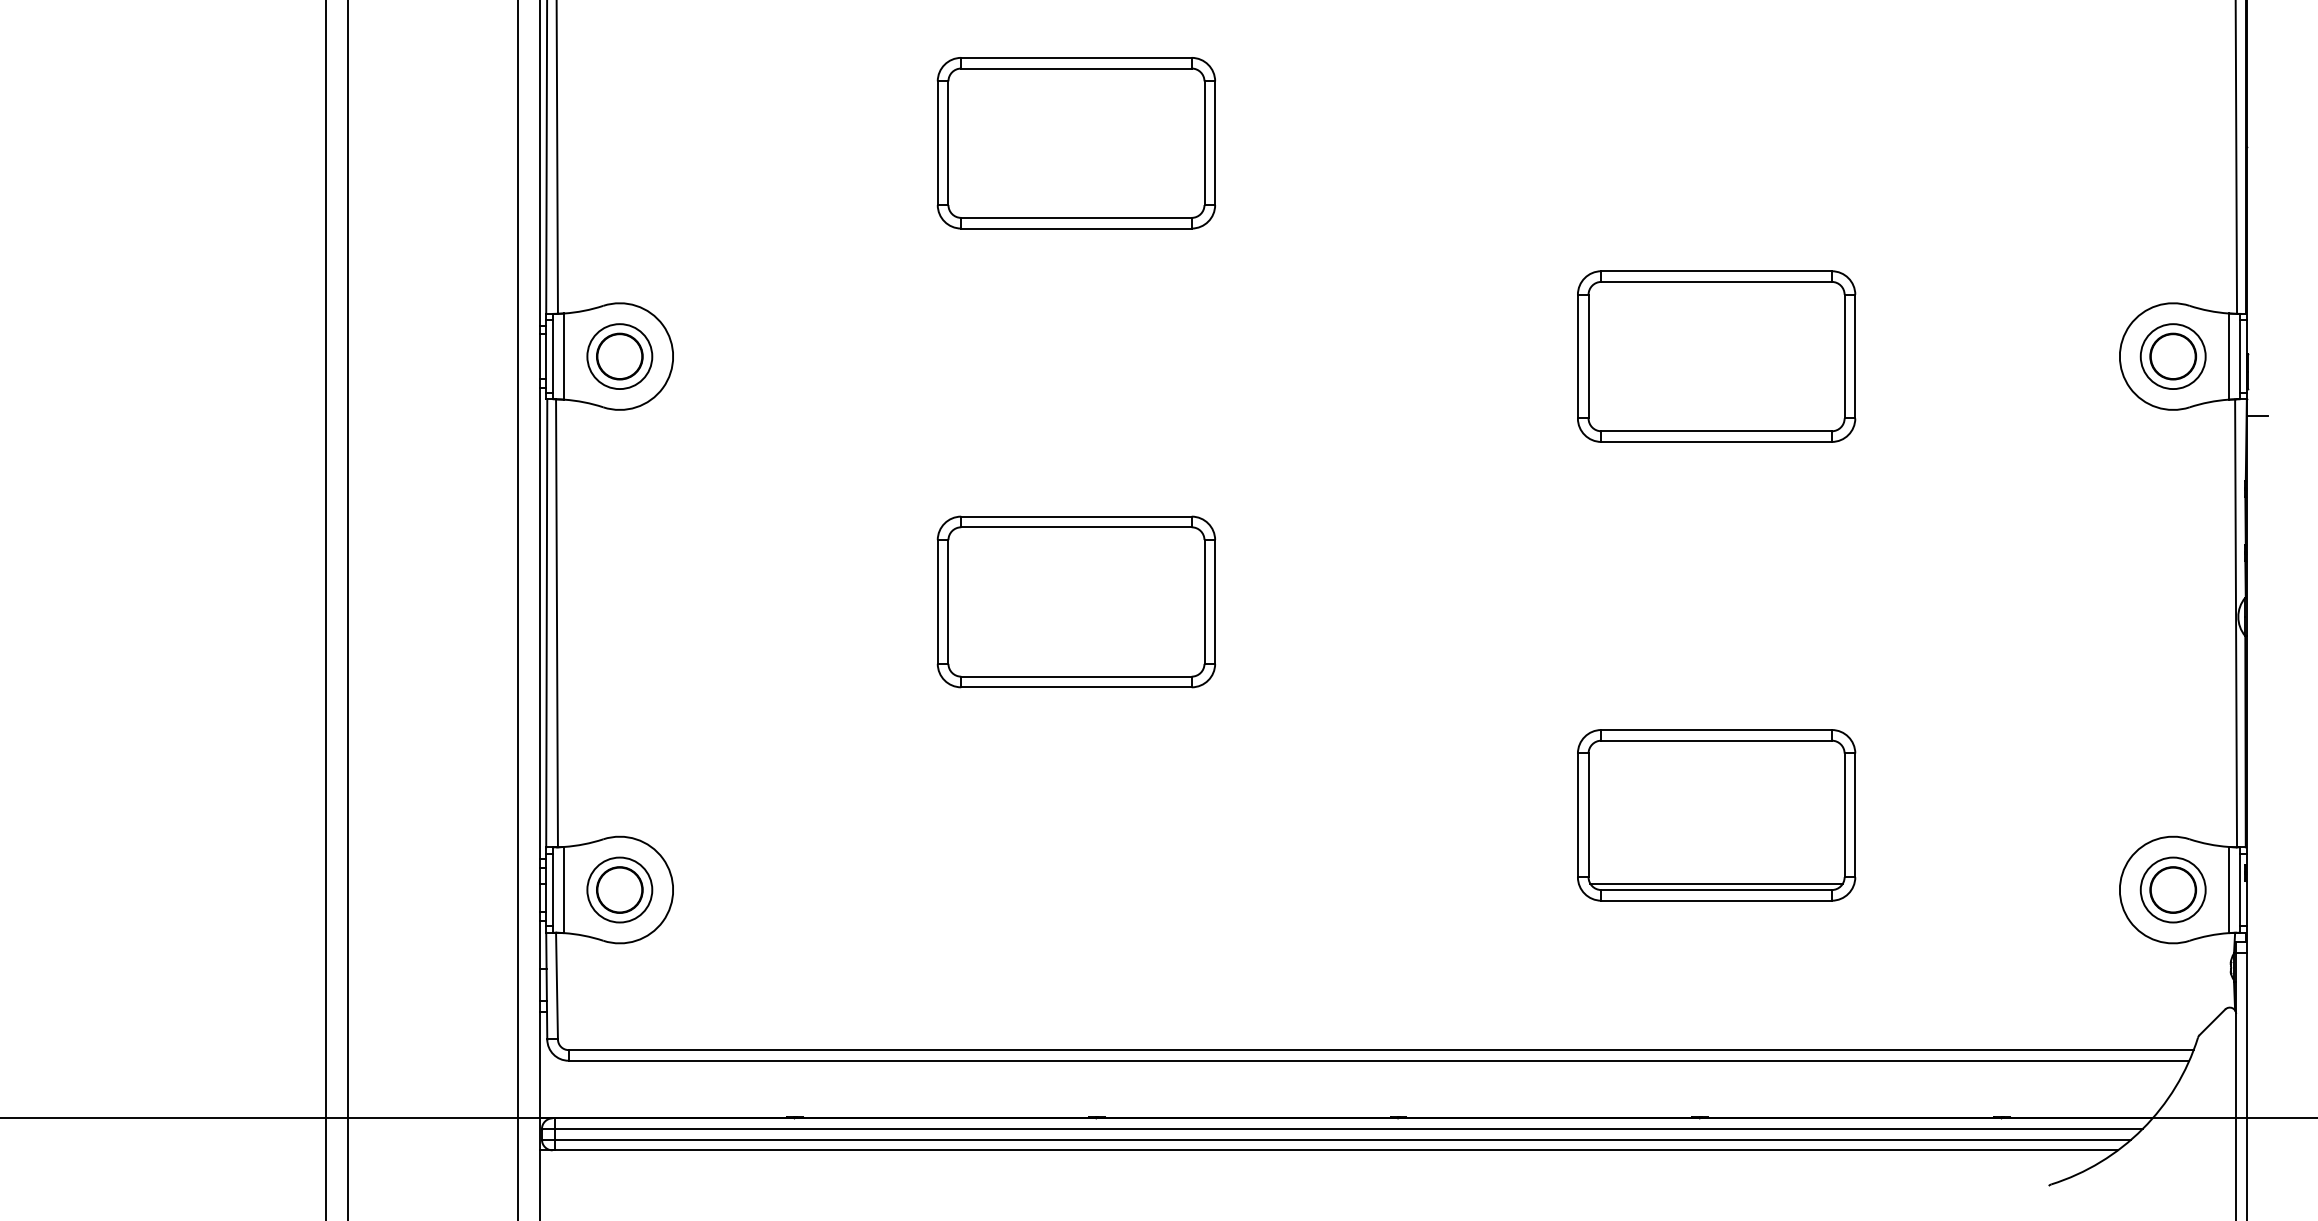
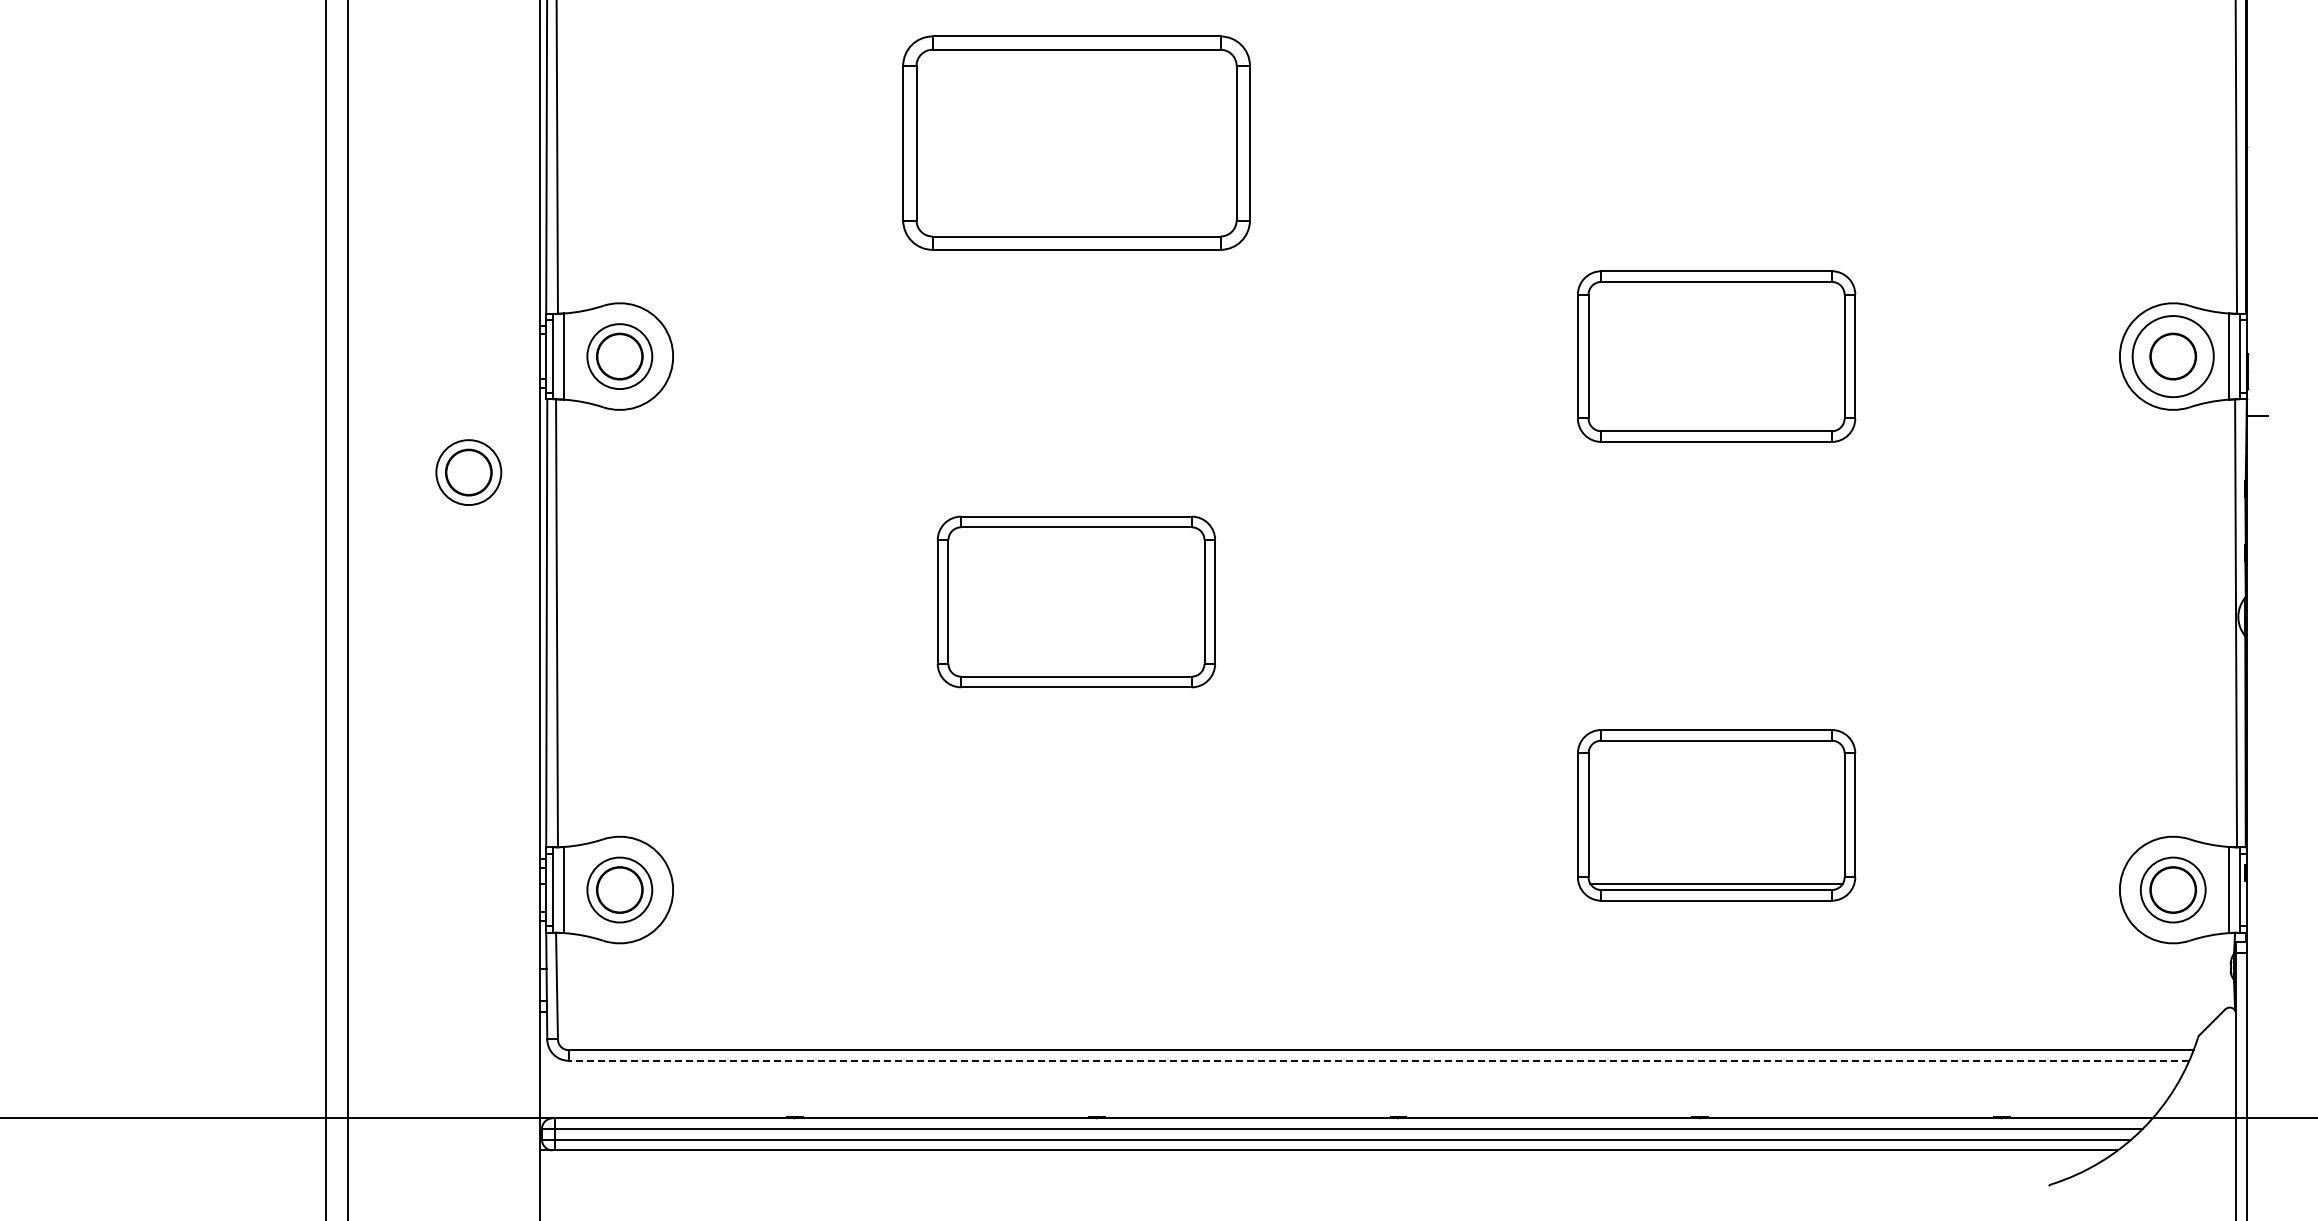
part size: 280x173 px -> 349x216 px (1076, 142)
circle diameter: 65 px -> 81 px (2172, 356)
part: none -> present (468, 472)
line: present -> none (518, 609)
line: solid -> dashed (1378, 1060)
